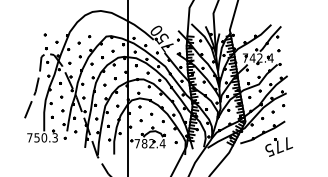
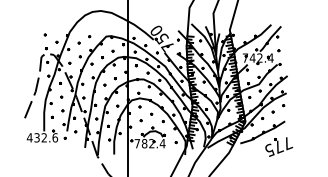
text: 750.3 -> 432.6 (42, 137)
